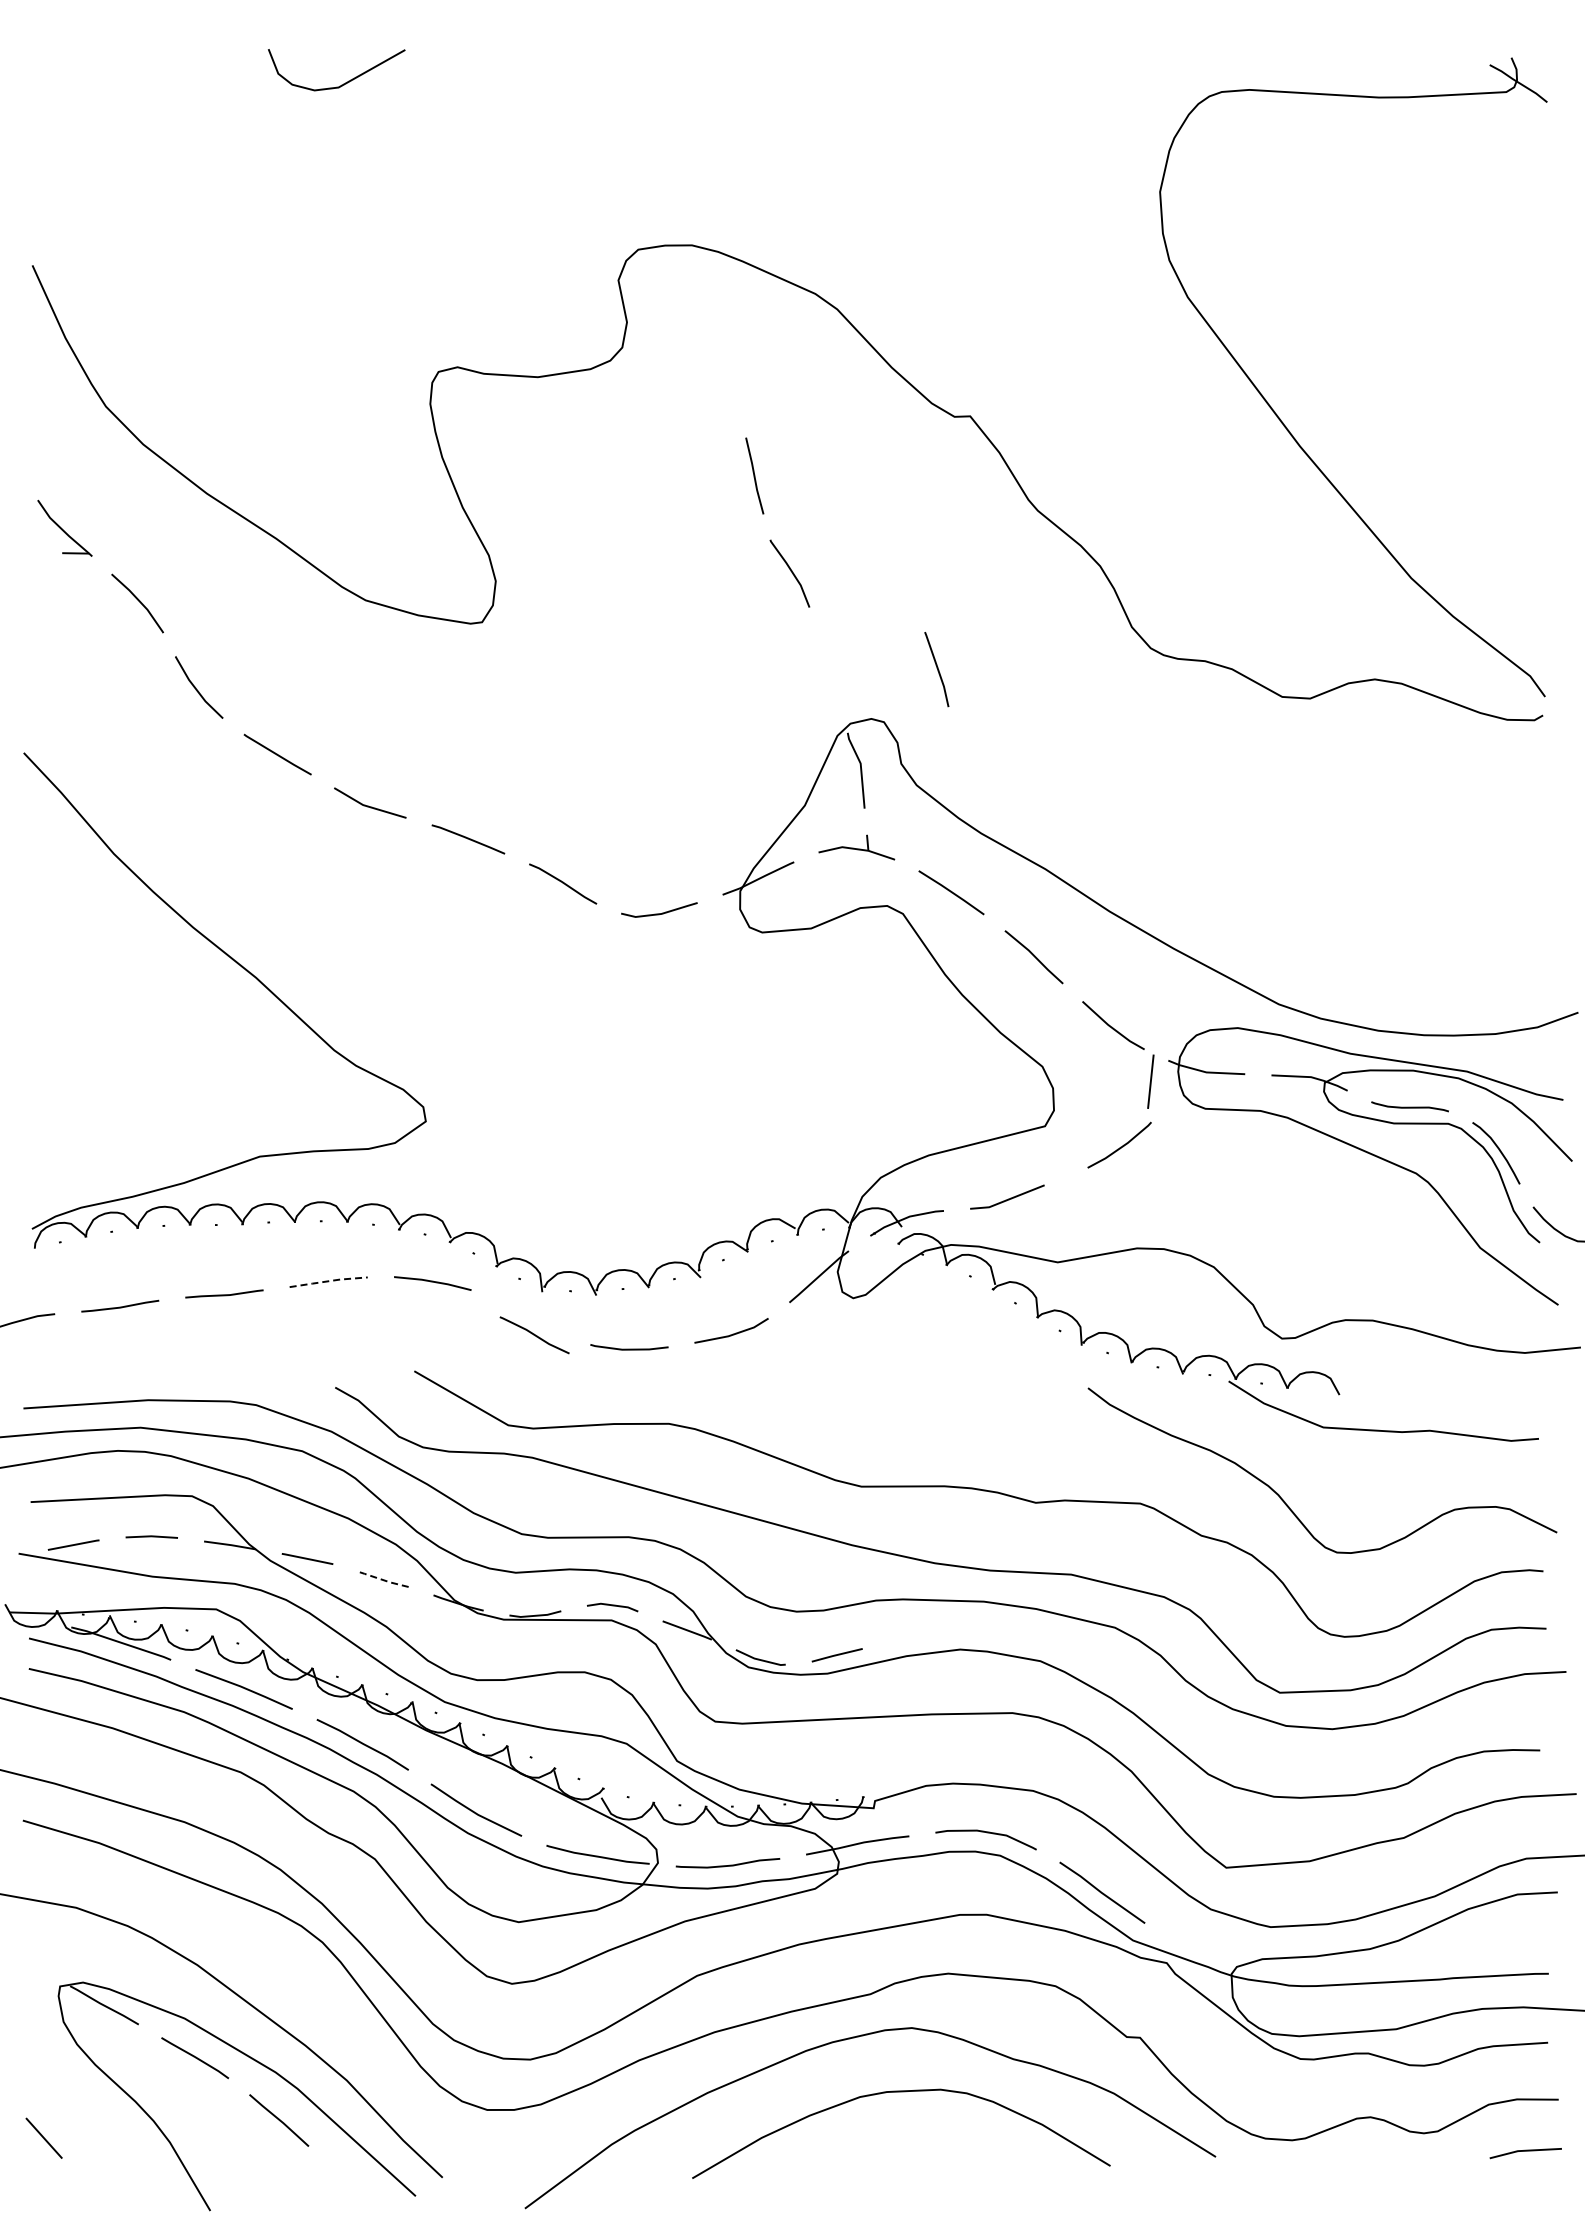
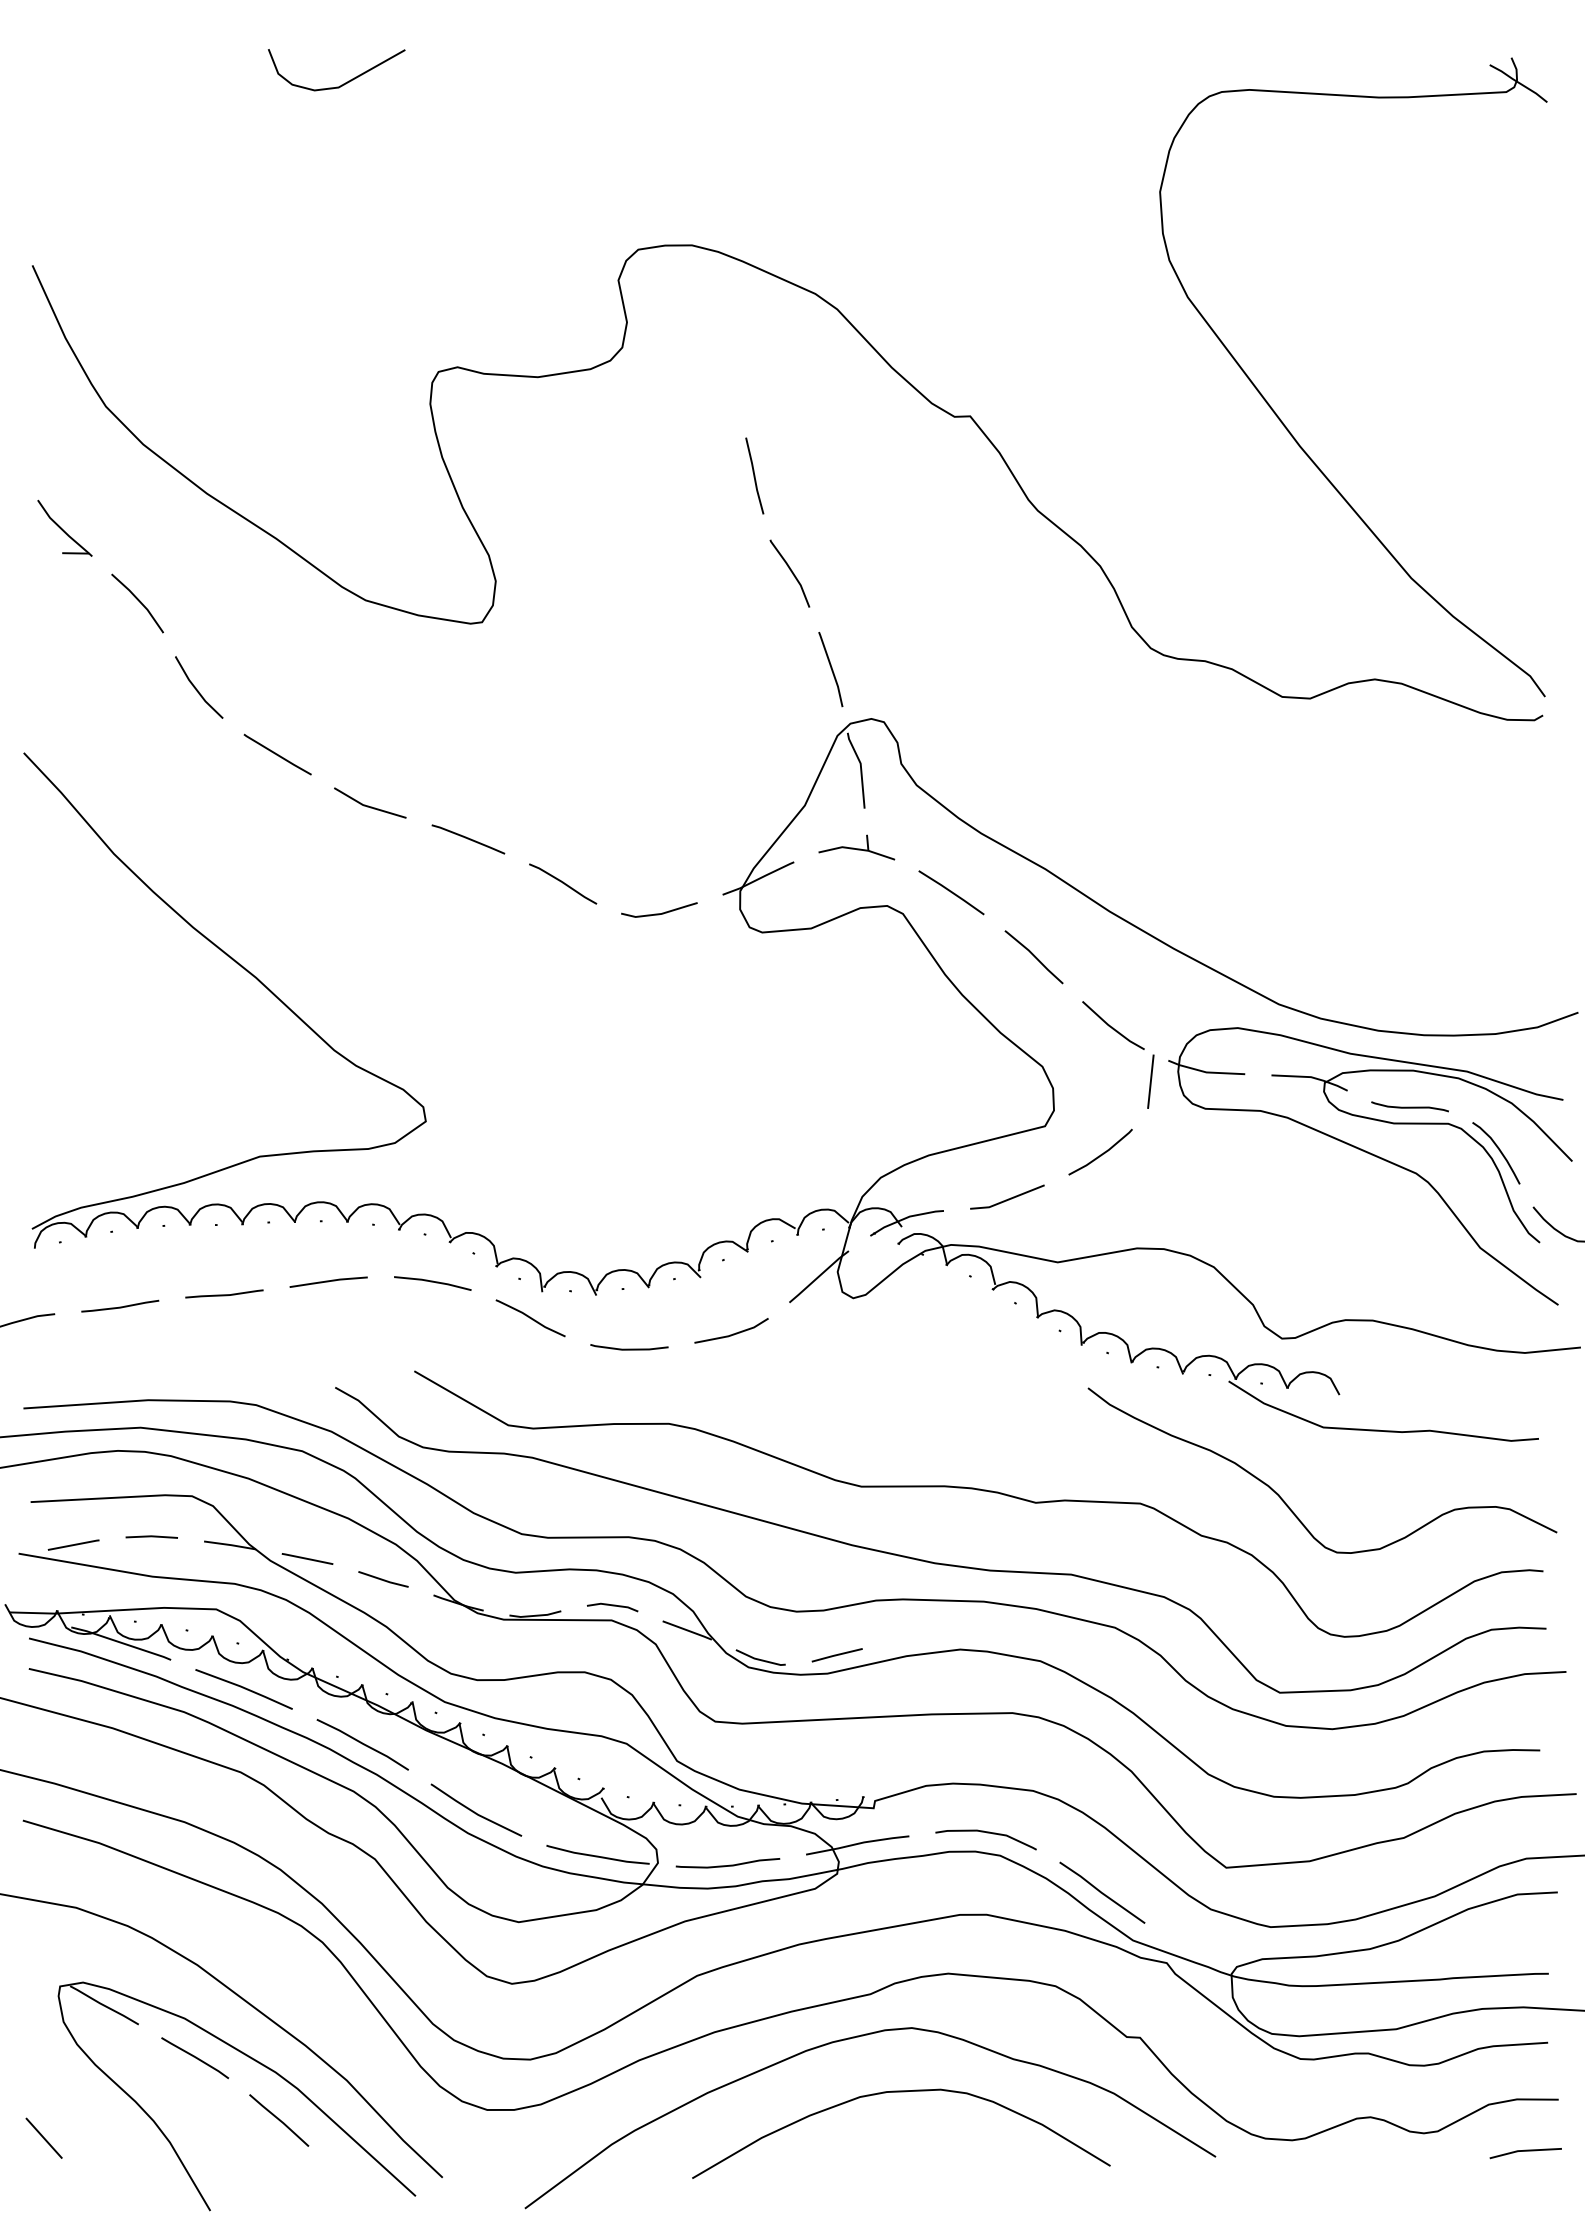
curve position: (936, 668) -> (830, 668) (830, 668)
line position: (1120, 1146) -> (1101, 1153) (1101, 1153)
line: dashed -> solid (328, 1281)
curve position: (534, 1335) -> (530, 1318) (530, 1318)
line: dashed -> solid (383, 1580)
